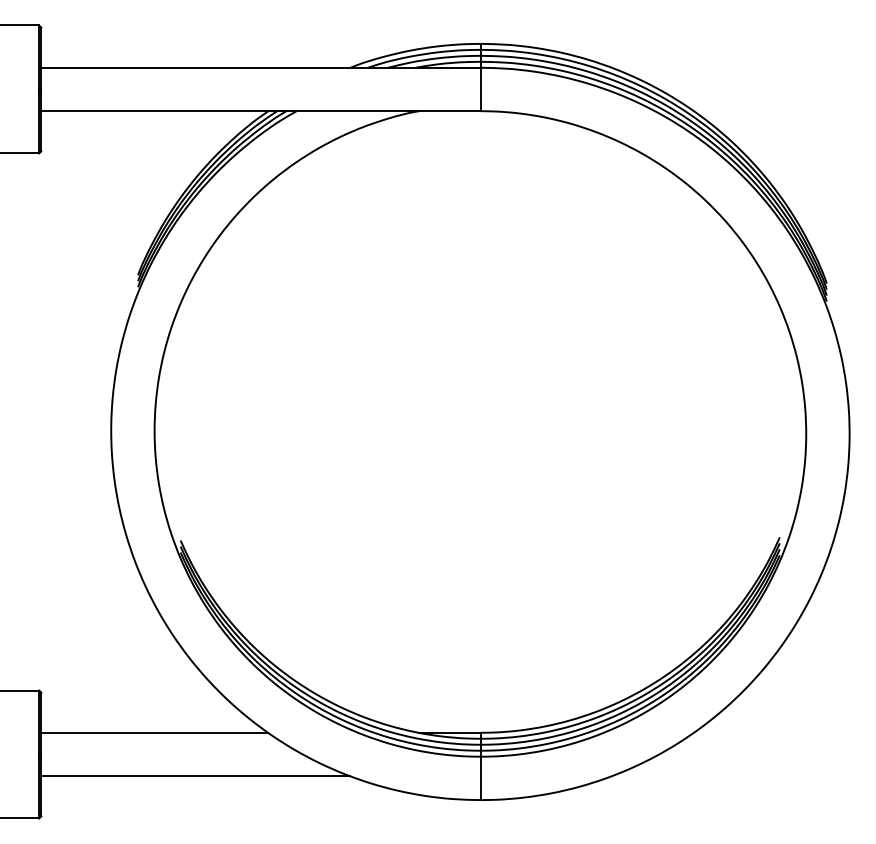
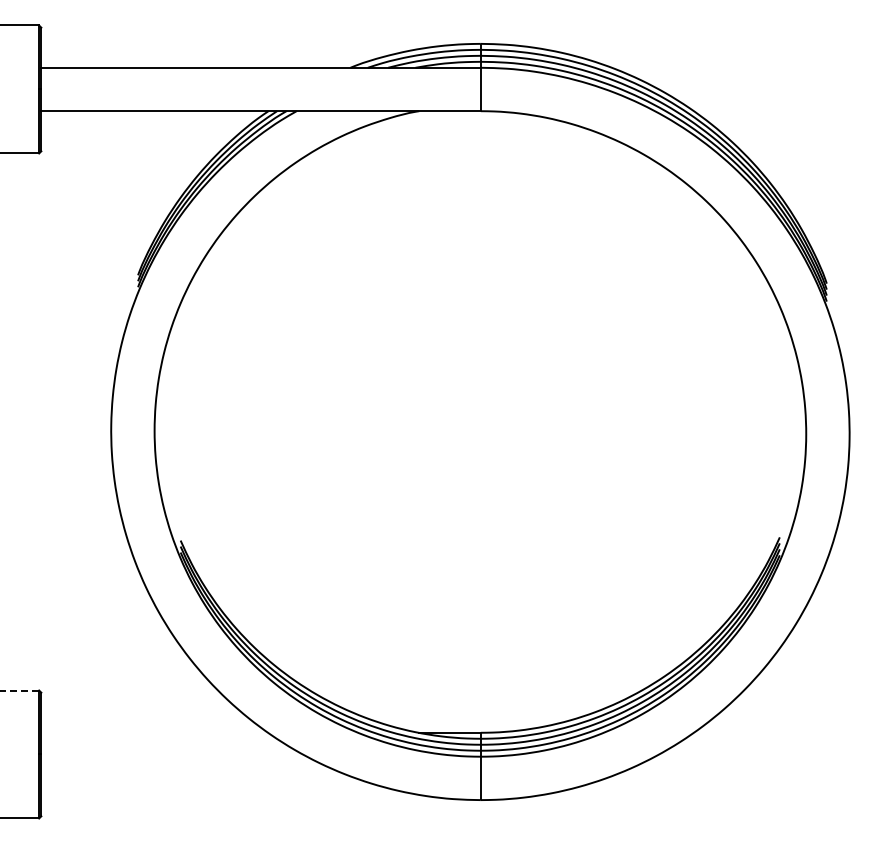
line: solid -> dashed (19, 690)
line: present -> none (154, 732)
line: present -> none (195, 776)
